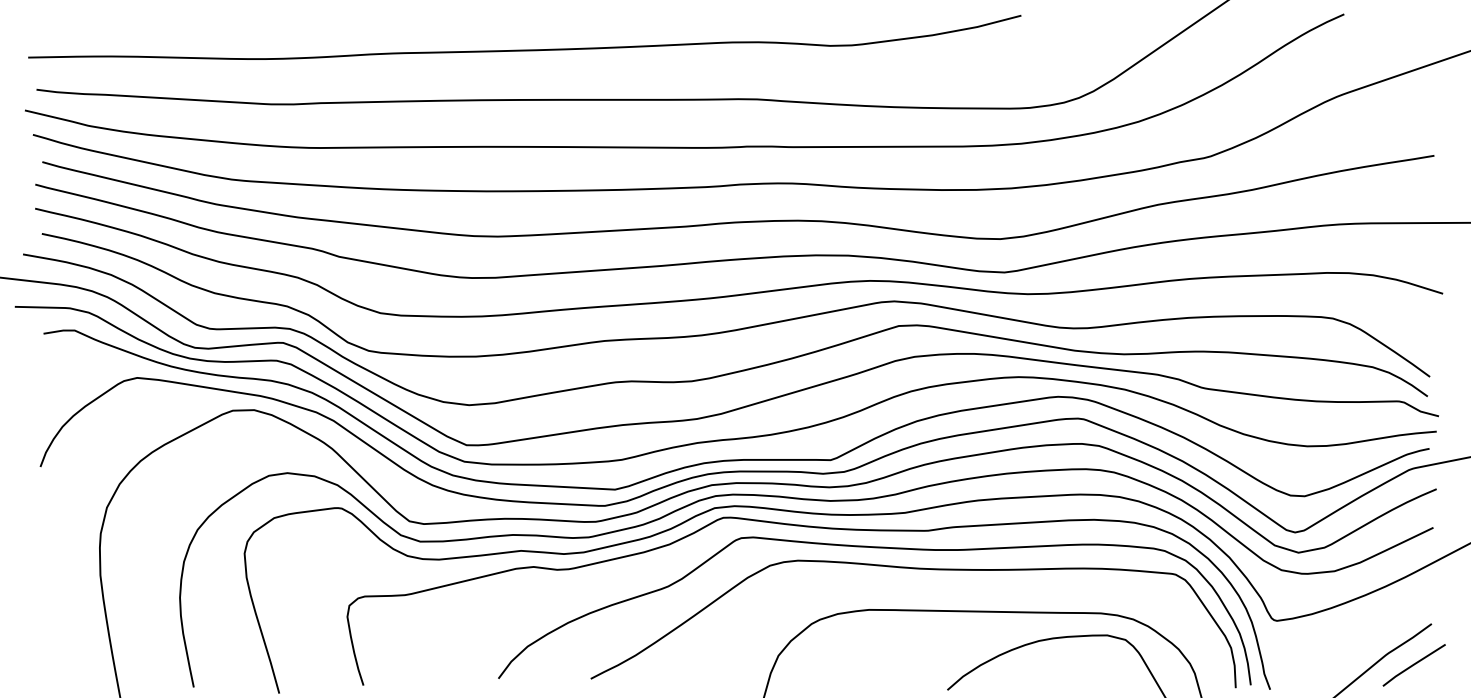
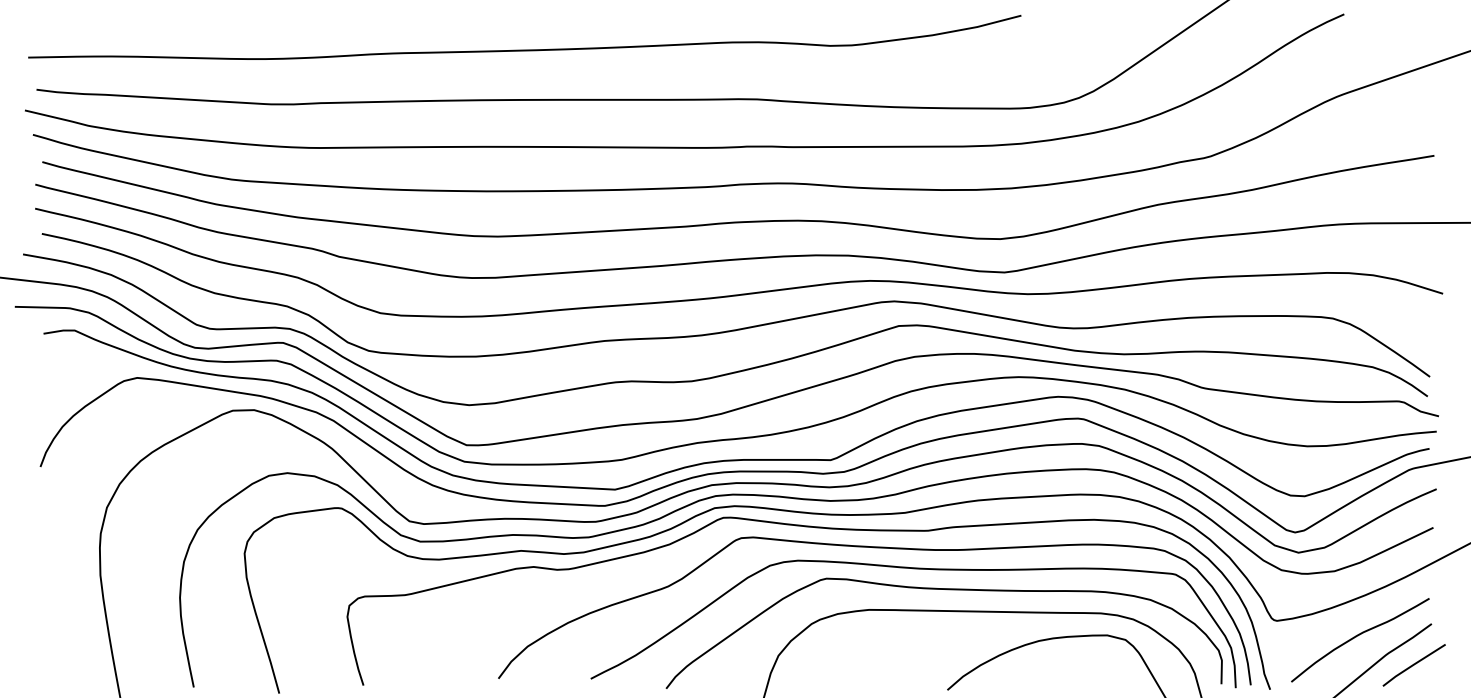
curve: none -> present (947, 590)
curve: none -> present (1358, 636)
